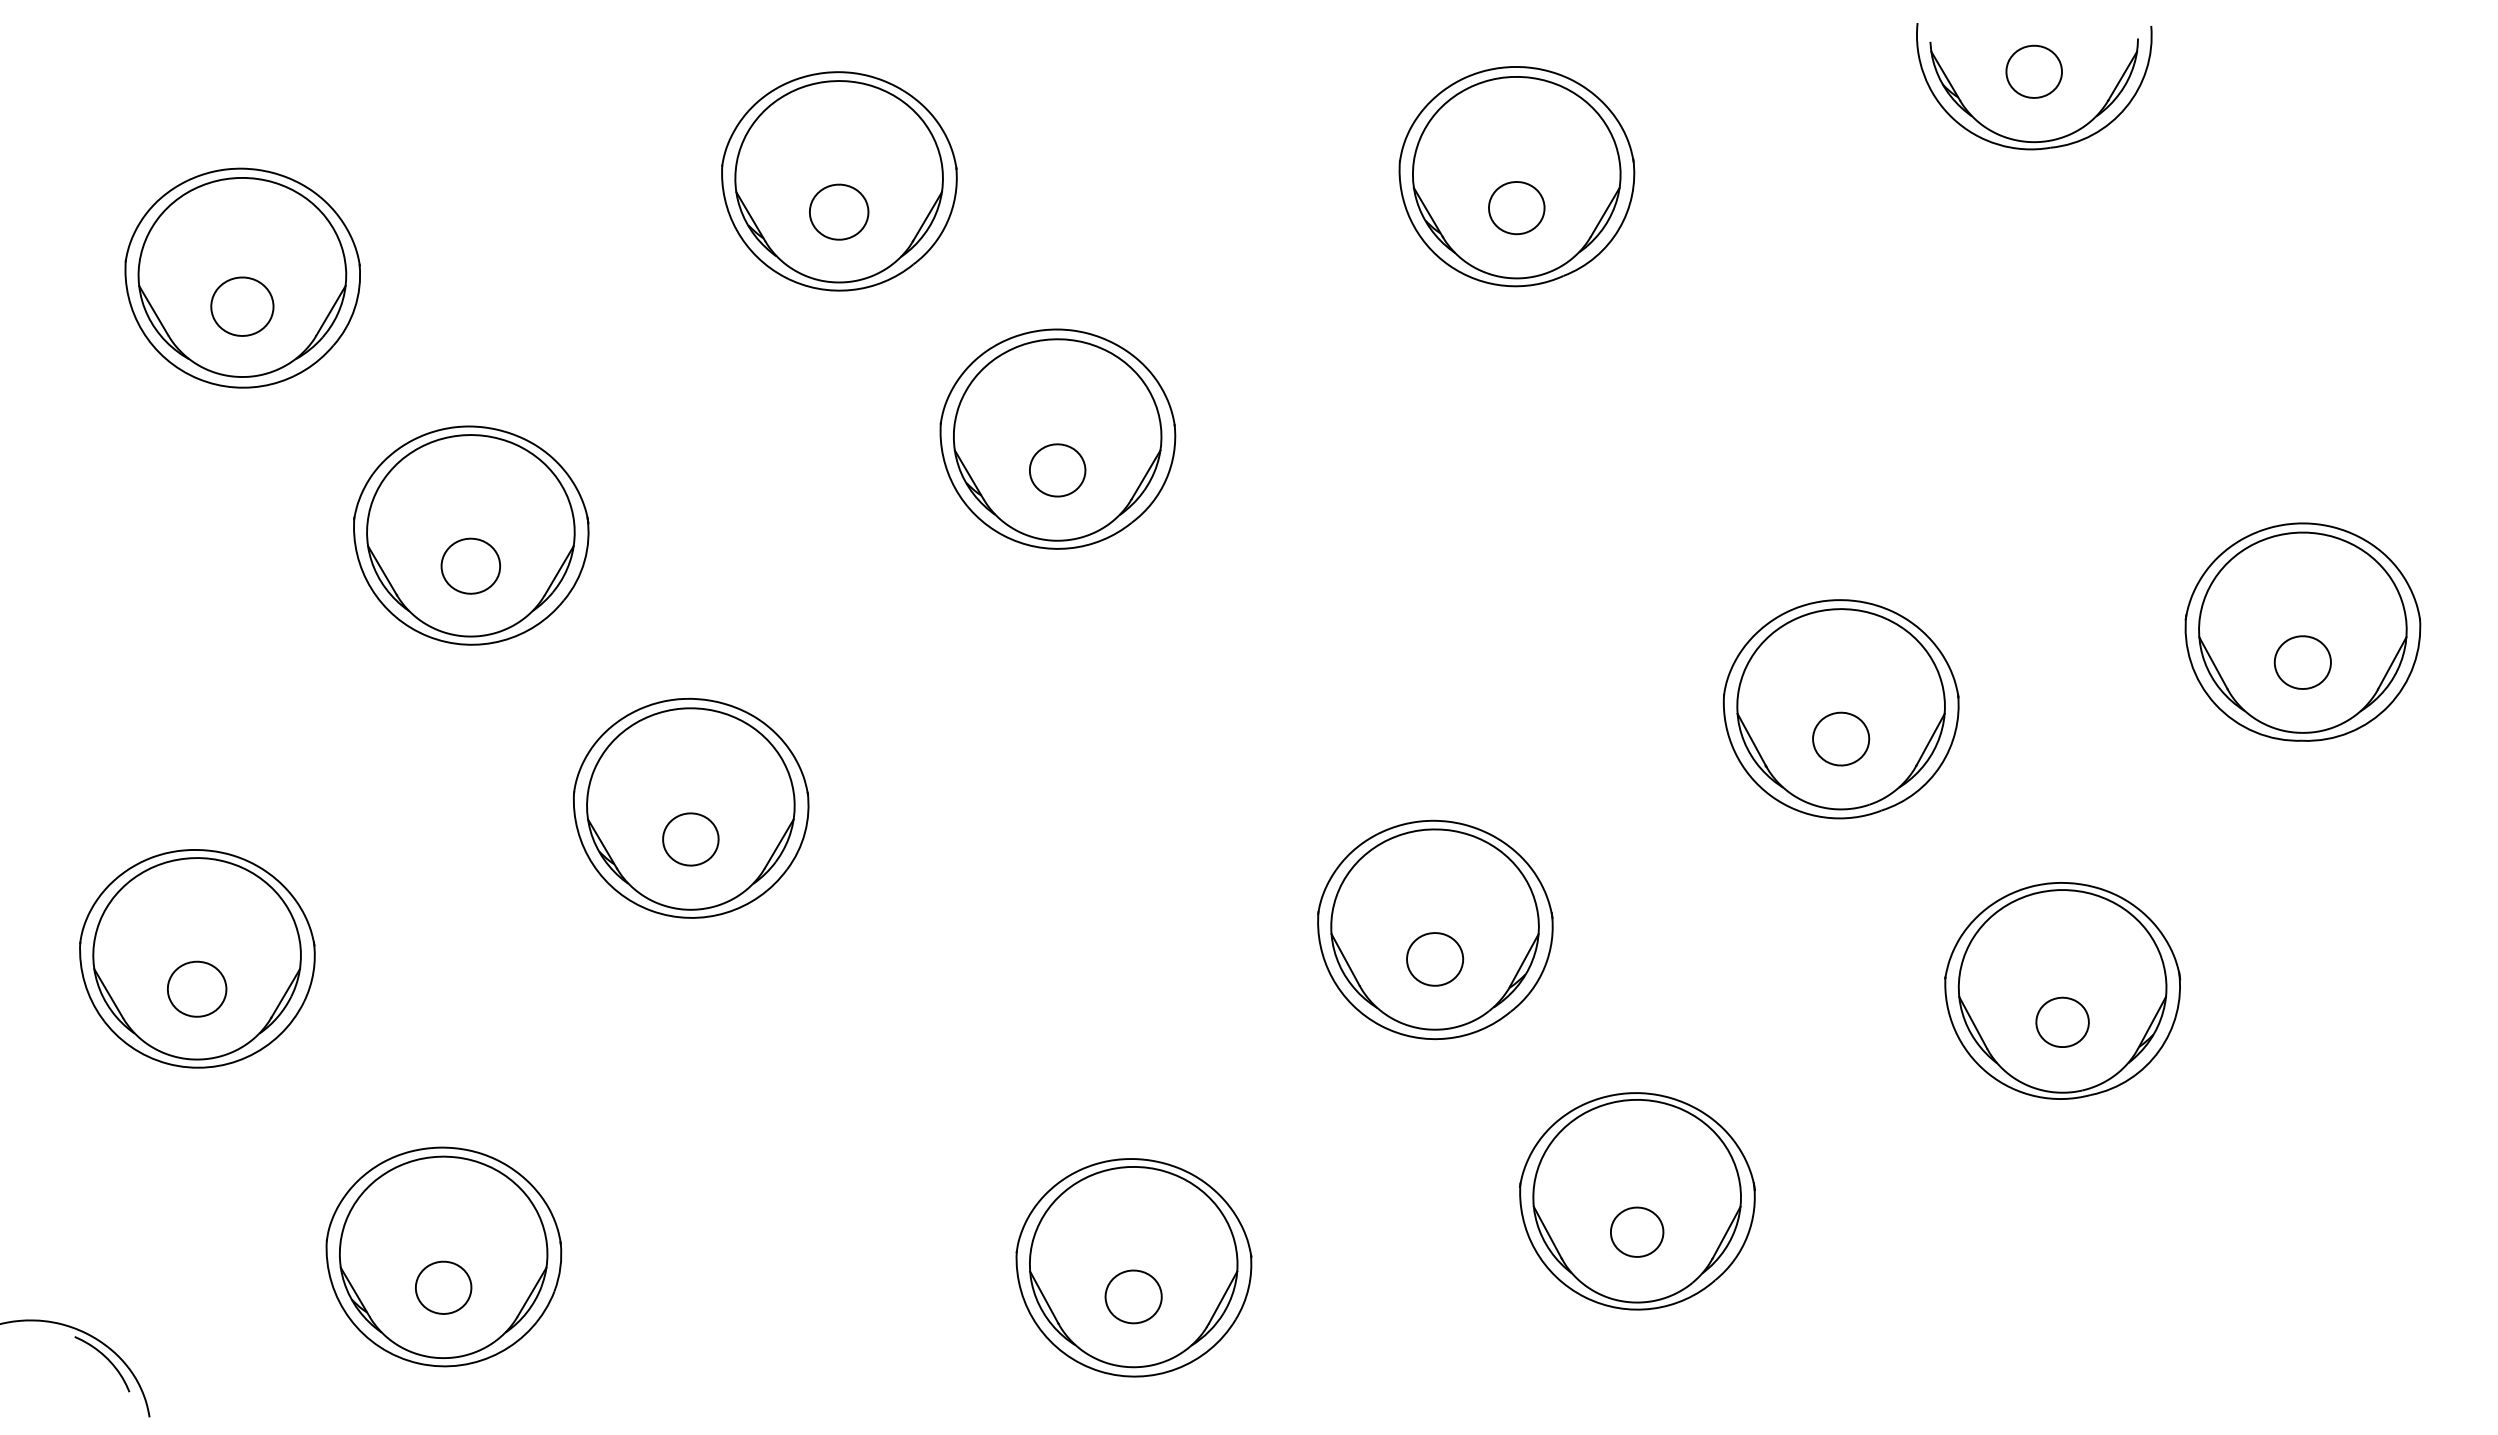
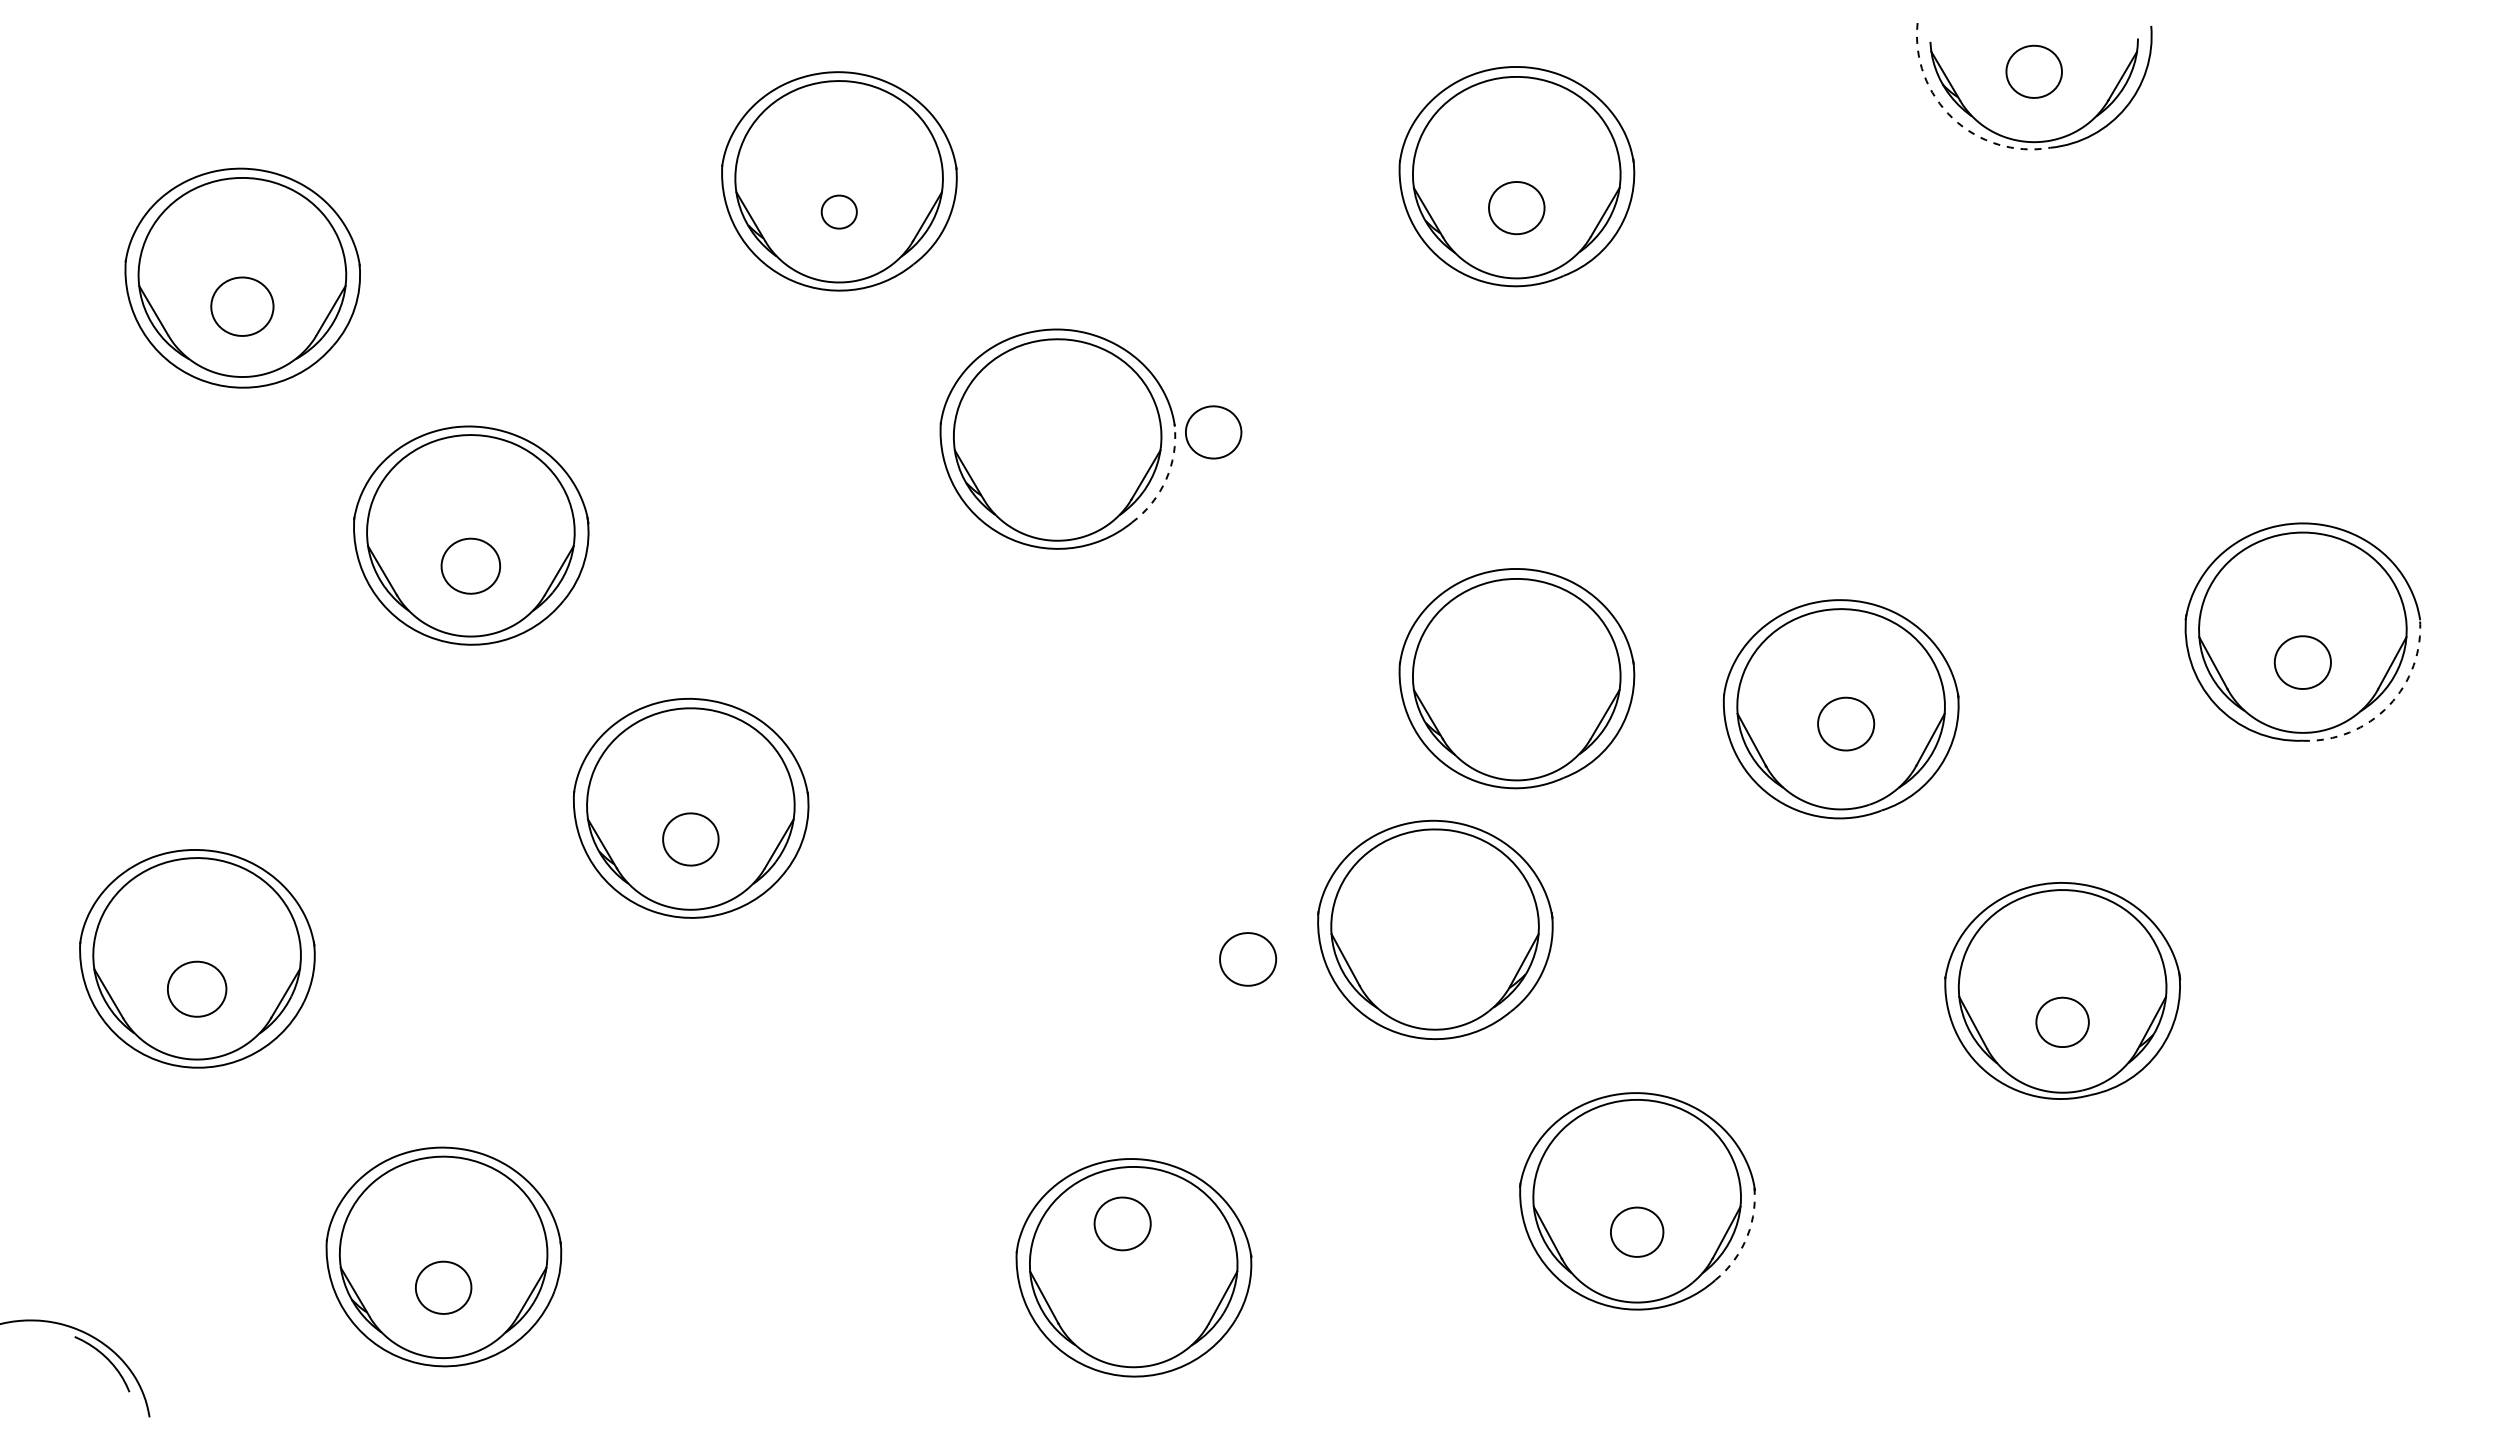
arc: solid -> dashed (1952, 118)
part size: 61x58 px -> 38x36 px (838, 211)
part position: (1057, 470) -> (1213, 432) (1213, 432)
arc: solid -> dashed (1166, 479)
part: none -> present (1516, 678)
arc: solid -> dashed (2388, 705)
part position: (1841, 738) -> (1846, 723) (1846, 723)
part position: (1435, 959) -> (1248, 959) (1248, 959)
arc: solid -> dashed (1747, 1236)
part position: (1133, 1296) -> (1122, 1223) (1122, 1223)
